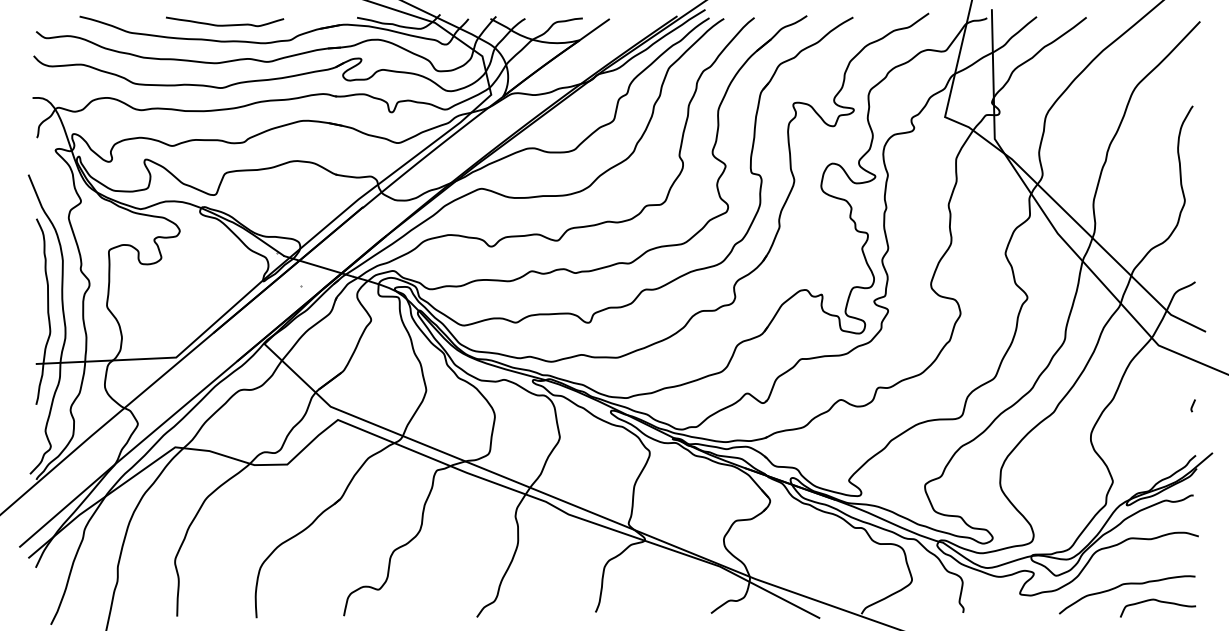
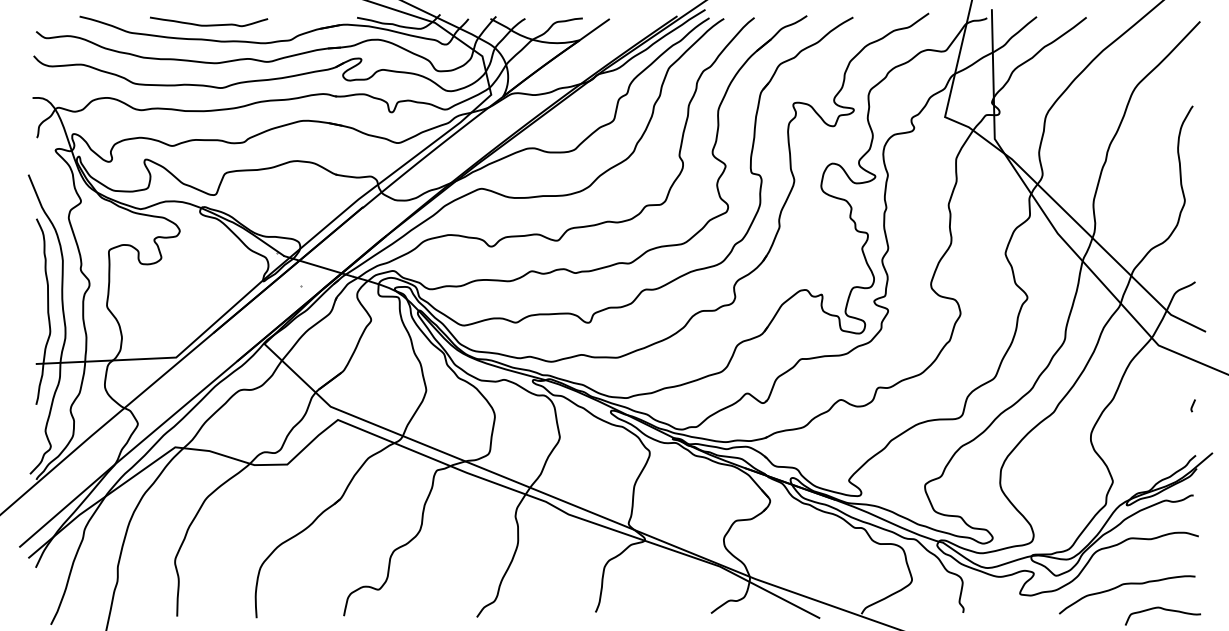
curve position: (225, 24) -> (209, 24) (209, 24)
curve position: (1159, 602) -> (1164, 610) (1164, 610)
